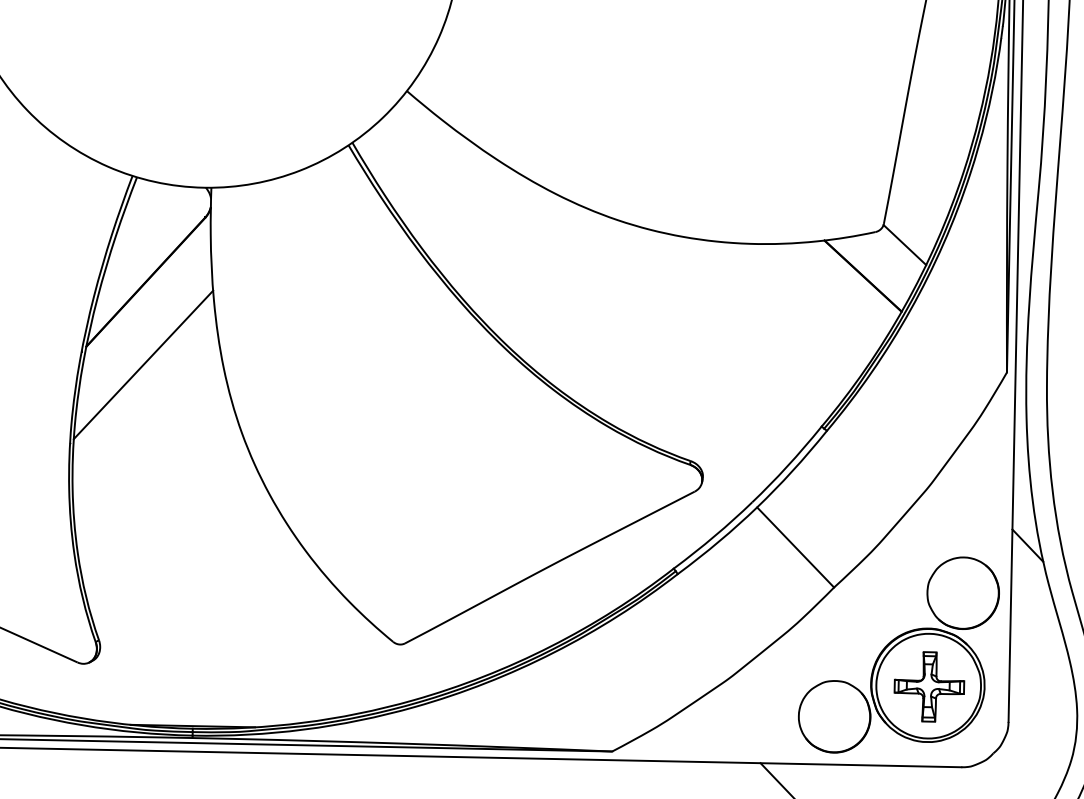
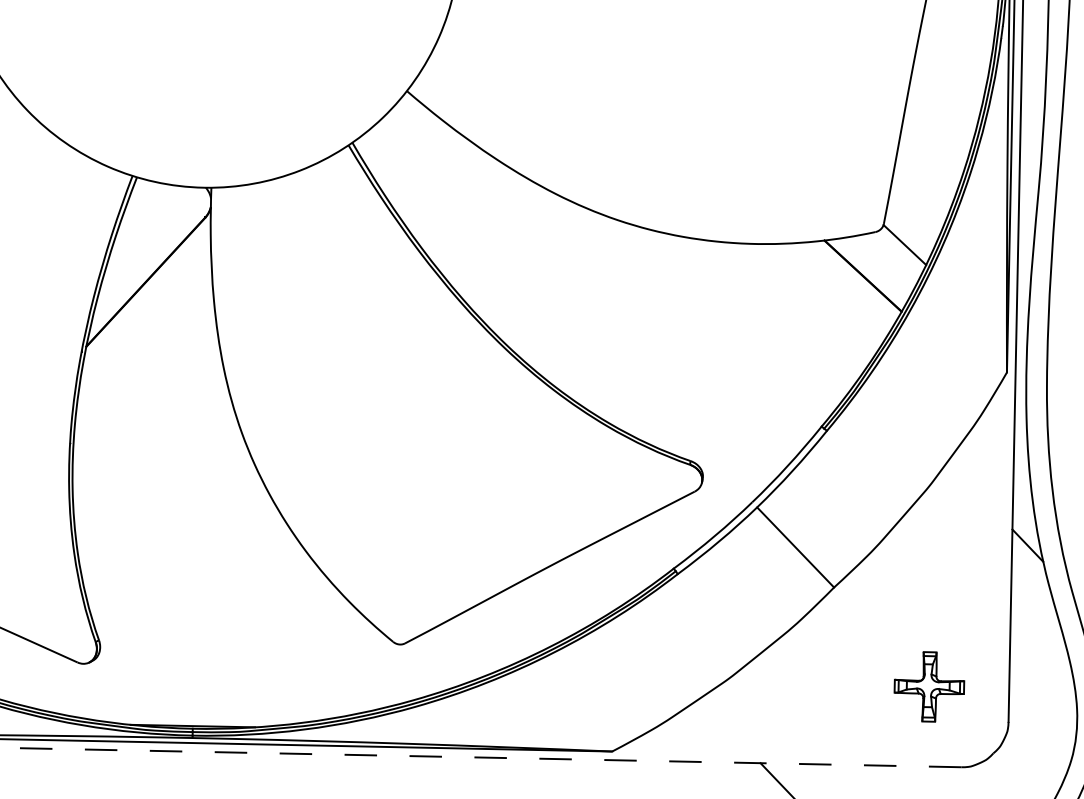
line: present -> none (143, 364)
part: present -> none (898, 654)
line: solid -> dashed (480, 757)
